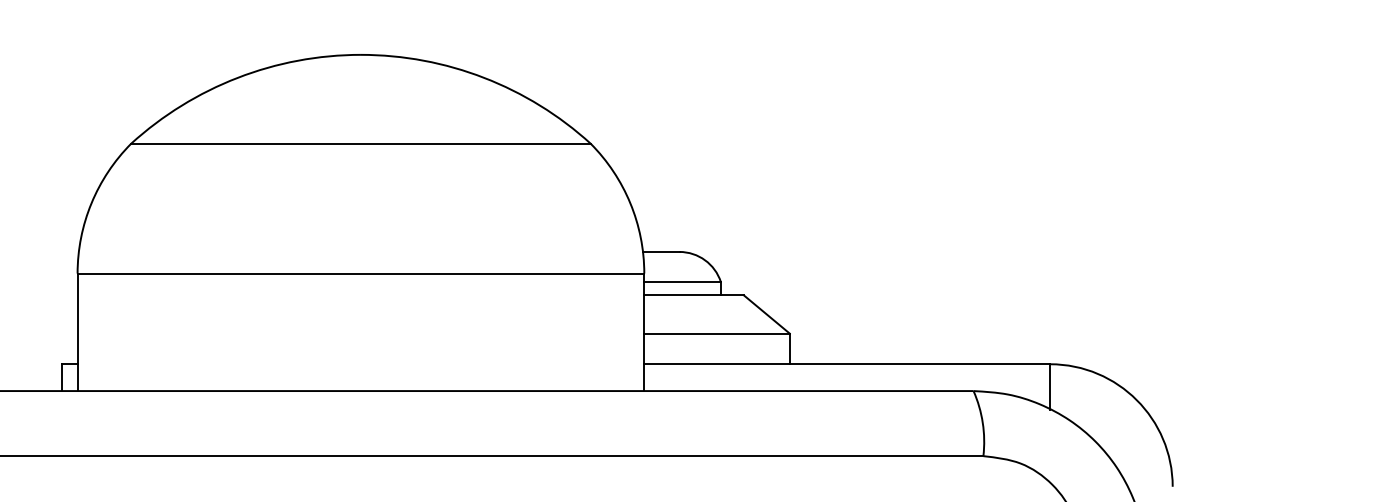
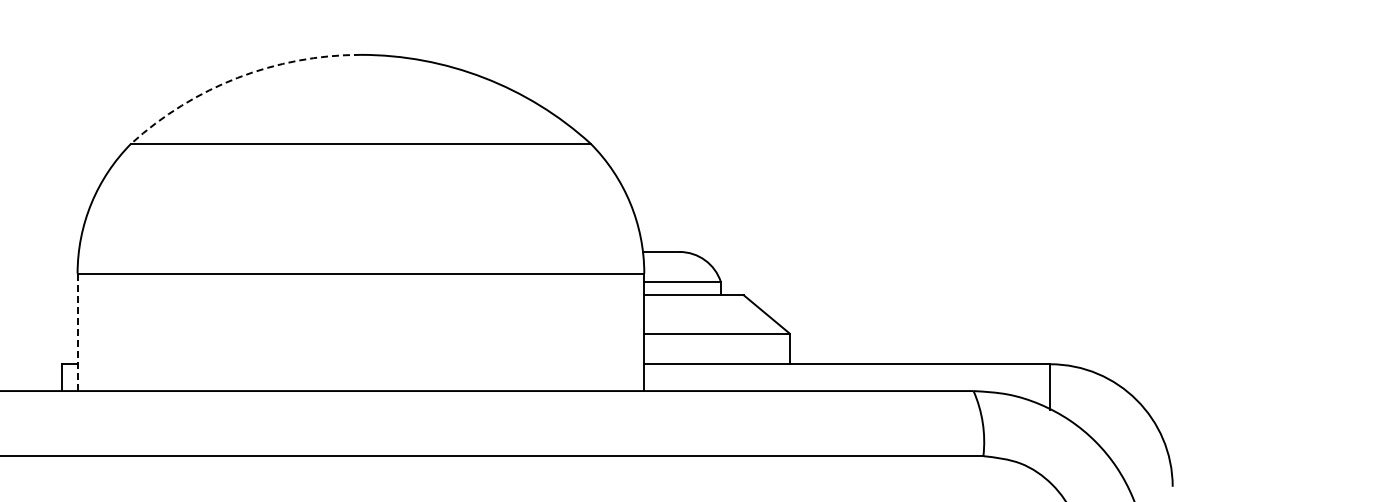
arc: solid -> dashed (237, 77)
line: solid -> dashed (77, 332)
